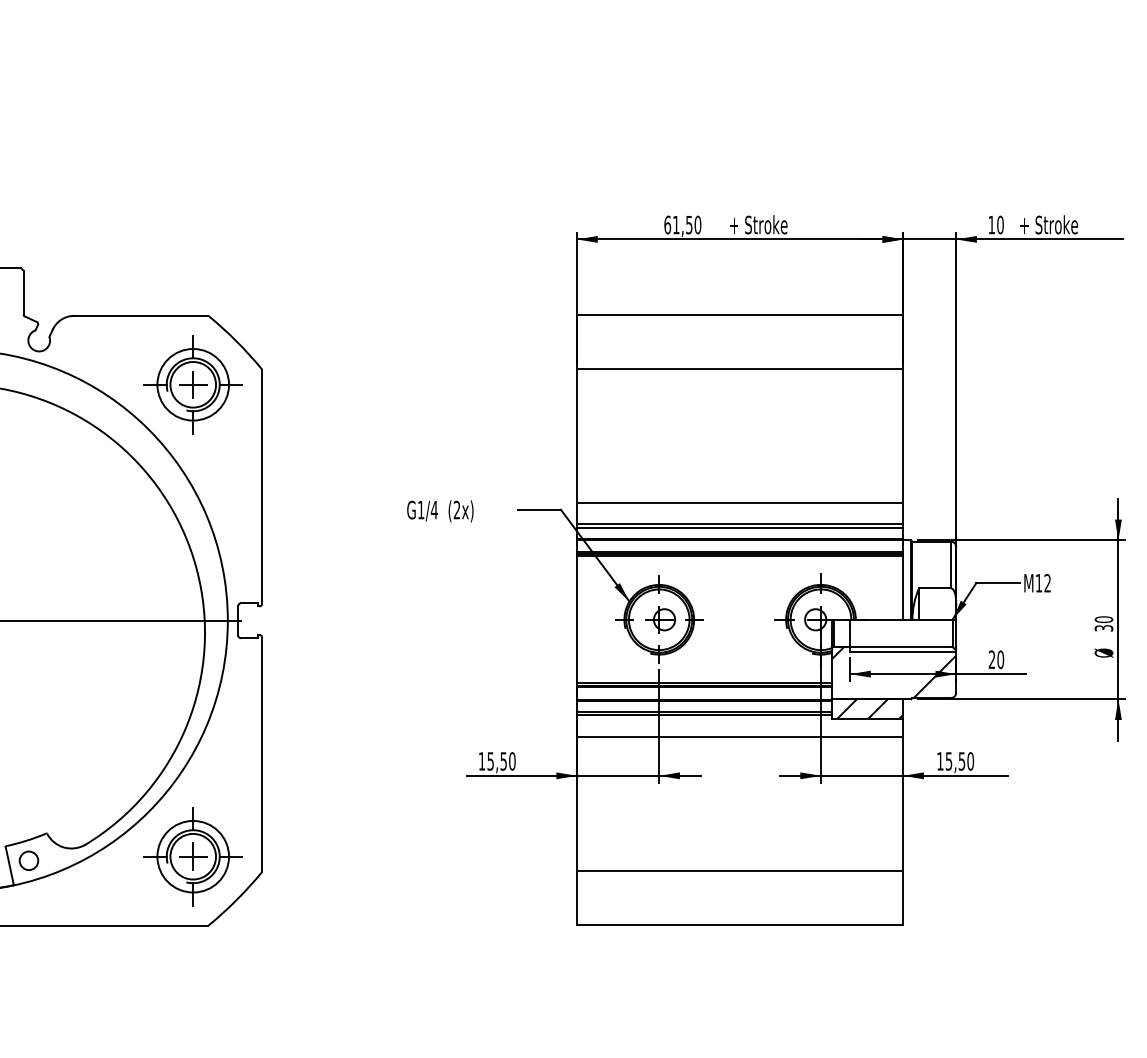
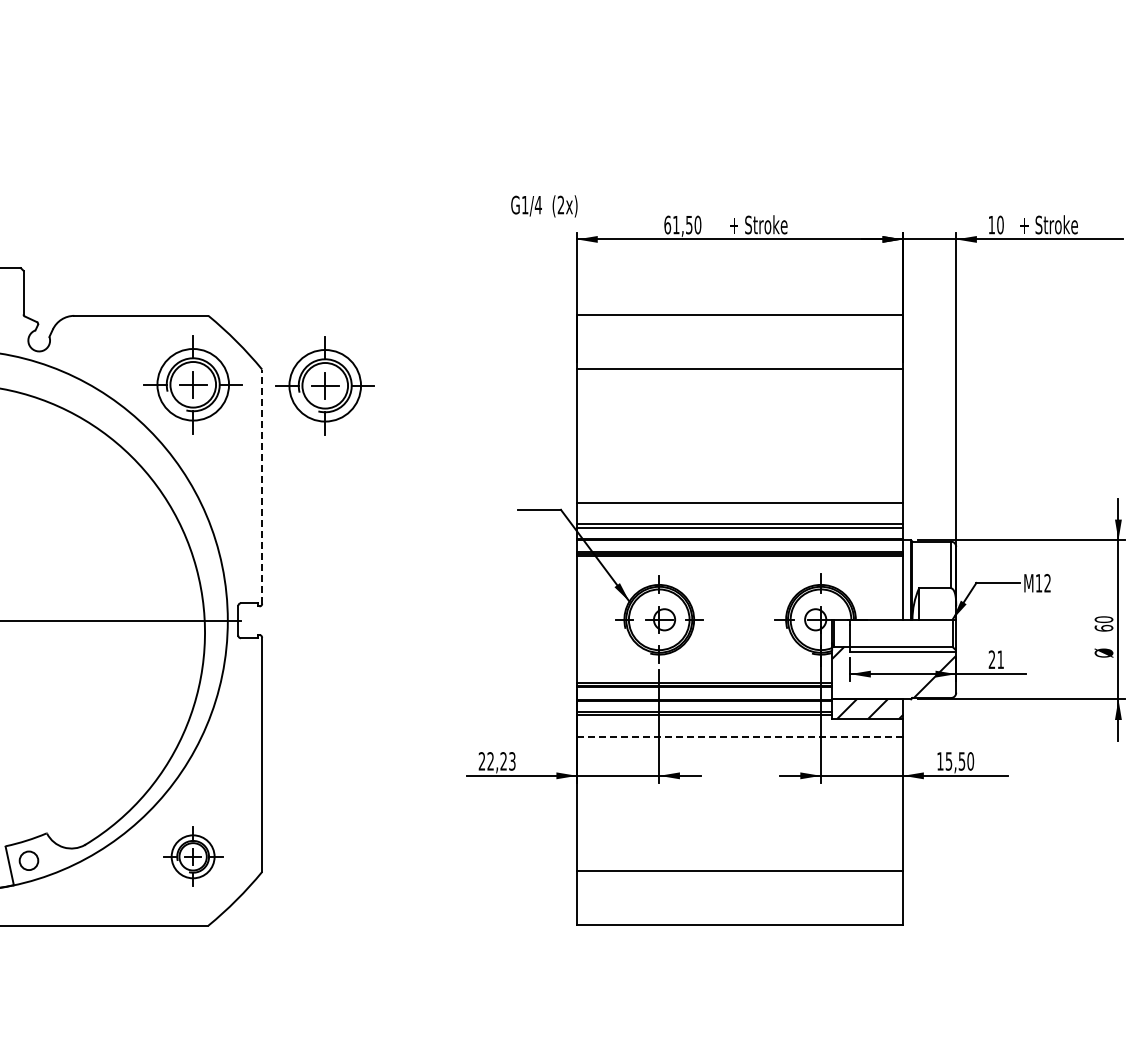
part: none -> present (324, 385)
line: solid -> dashed (262, 486)
text position: (440, 511) -> (544, 206) (544, 206)
text: 30 -> 60 (1103, 627)
text: 20 -> 21 (1000, 659)
line: solid -> dashed (739, 736)
text: 15,50 -> 22,23 (496, 761)
part size: 100x100 px -> 61x61 px (193, 856)
